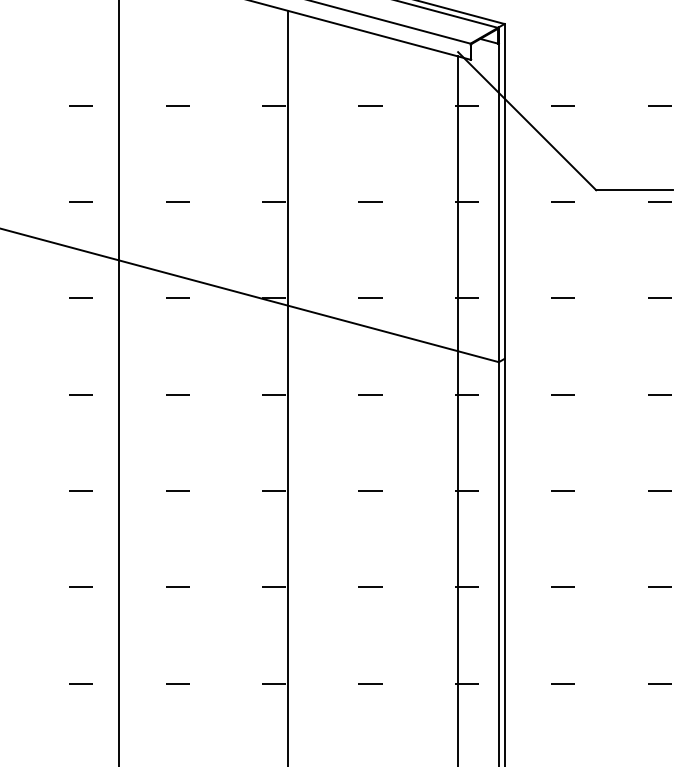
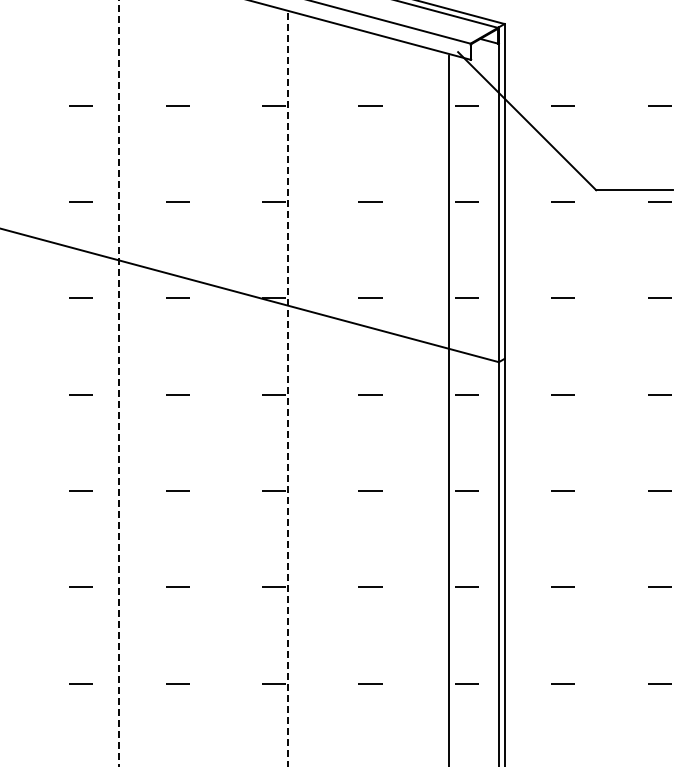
line: solid -> dashed (119, 383)
line: solid -> dashed (288, 388)
line position: (457, 409) -> (448, 409) (448, 409)
